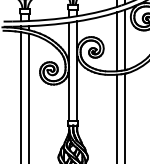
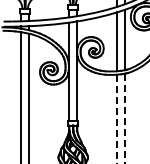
line: solid -> dashed (125, 118)
line: solid -> dashed (117, 119)
